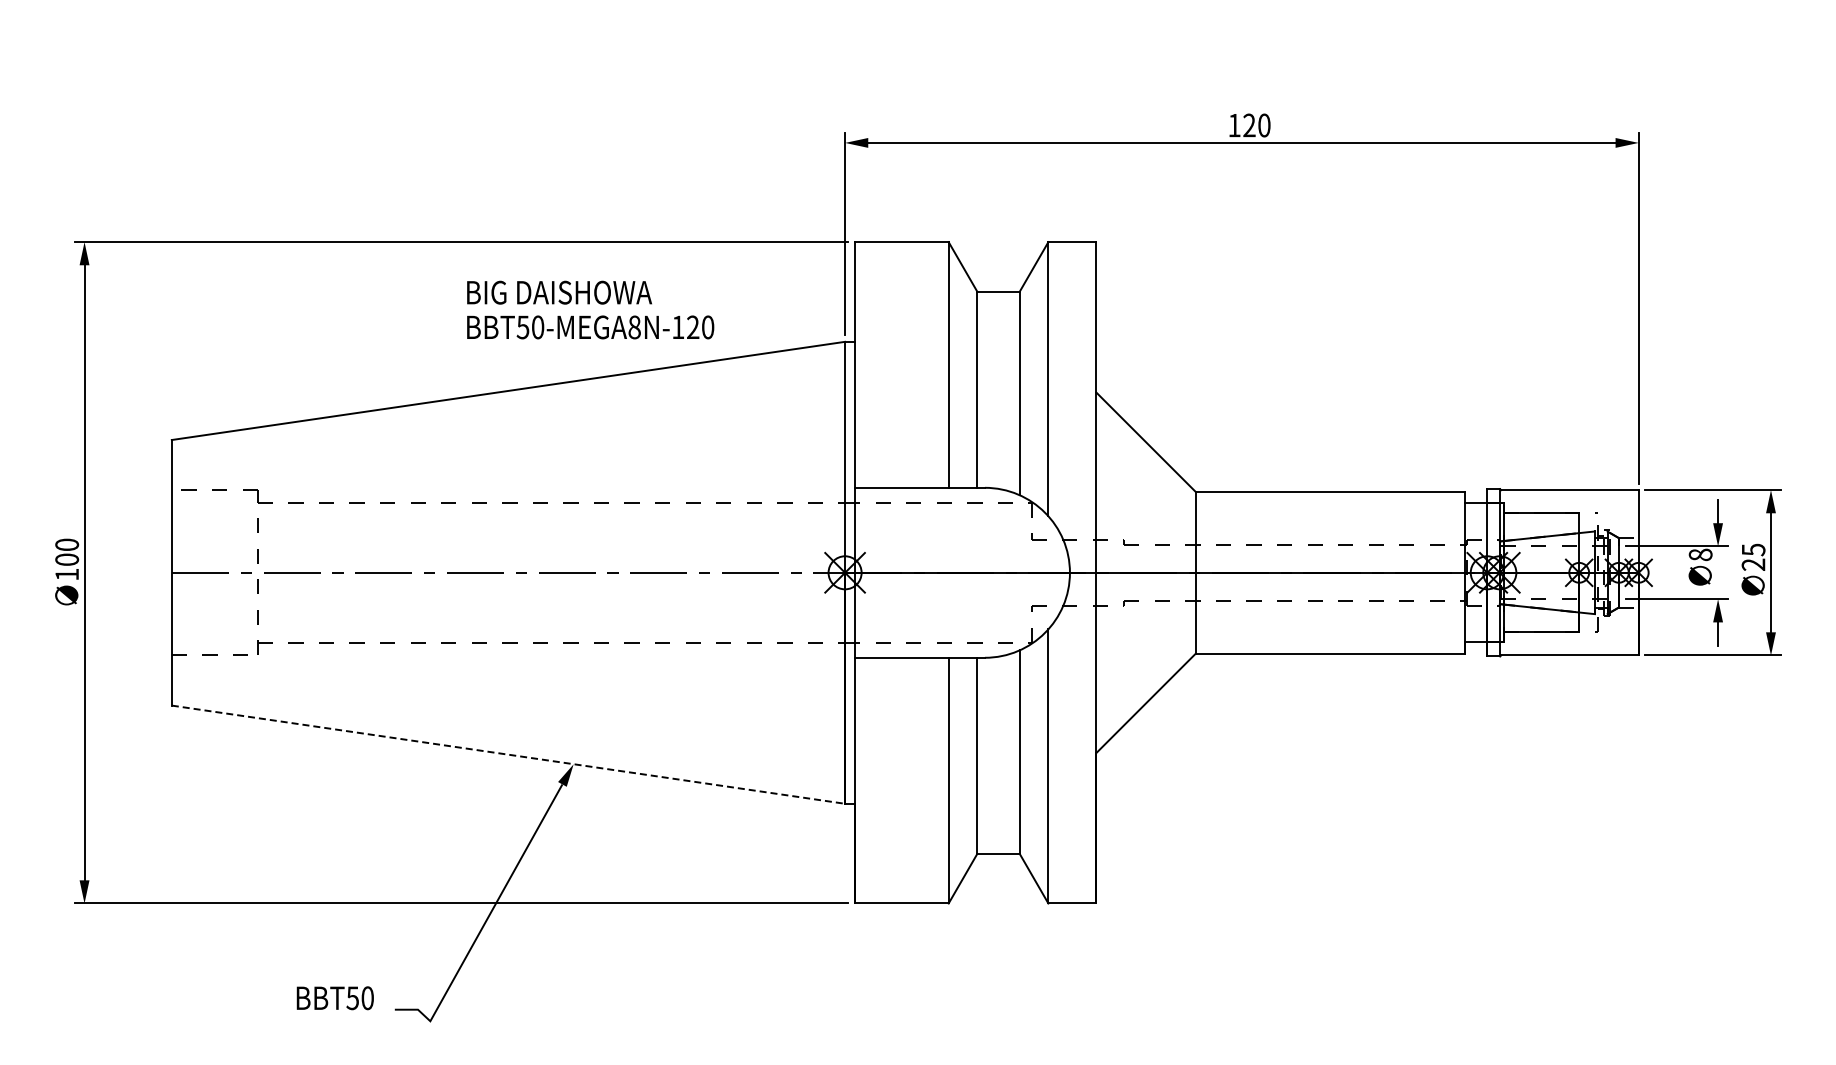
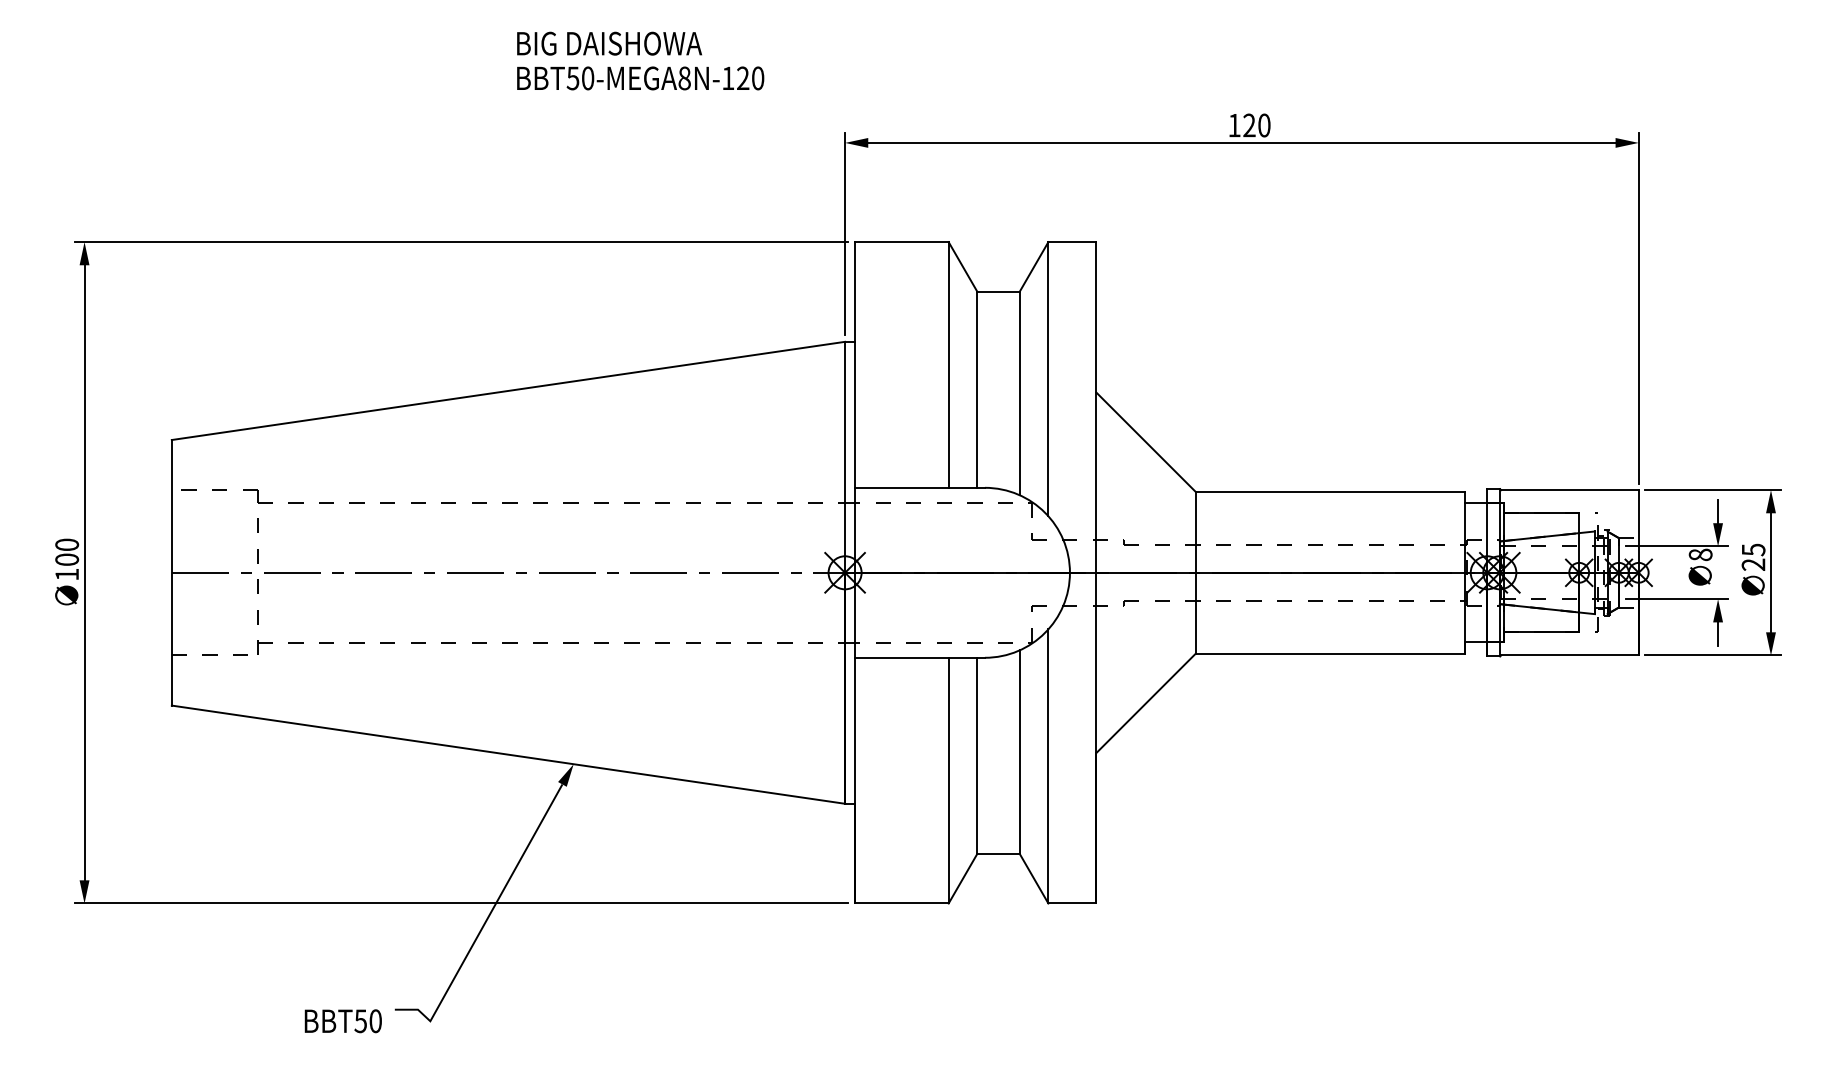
text position: (590, 309) -> (640, 60) (640, 60)
line: dashed -> solid (508, 754)
text position: (334, 998) -> (342, 1021) (342, 1021)
